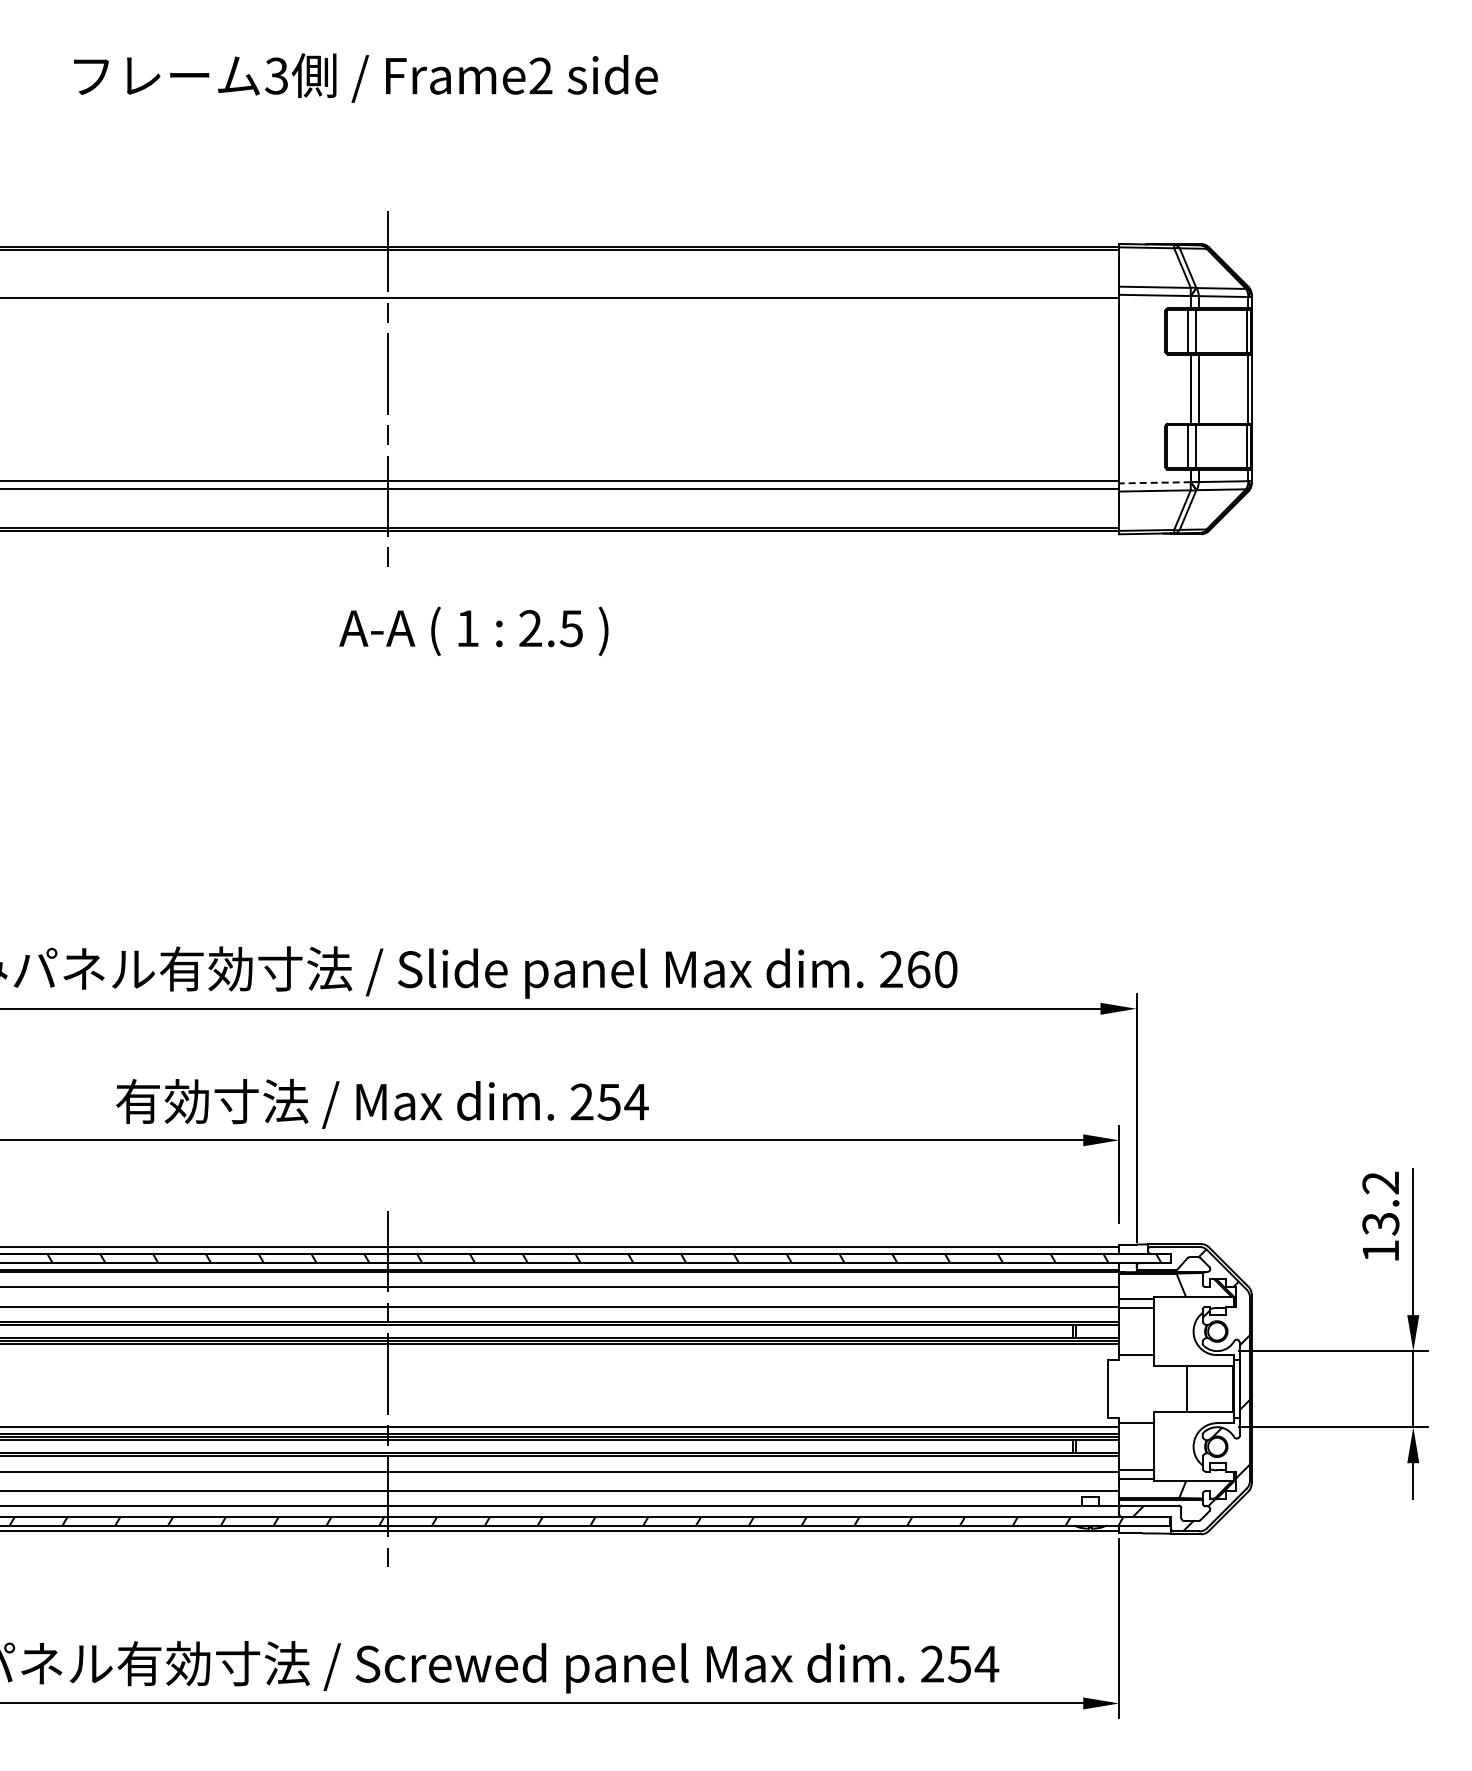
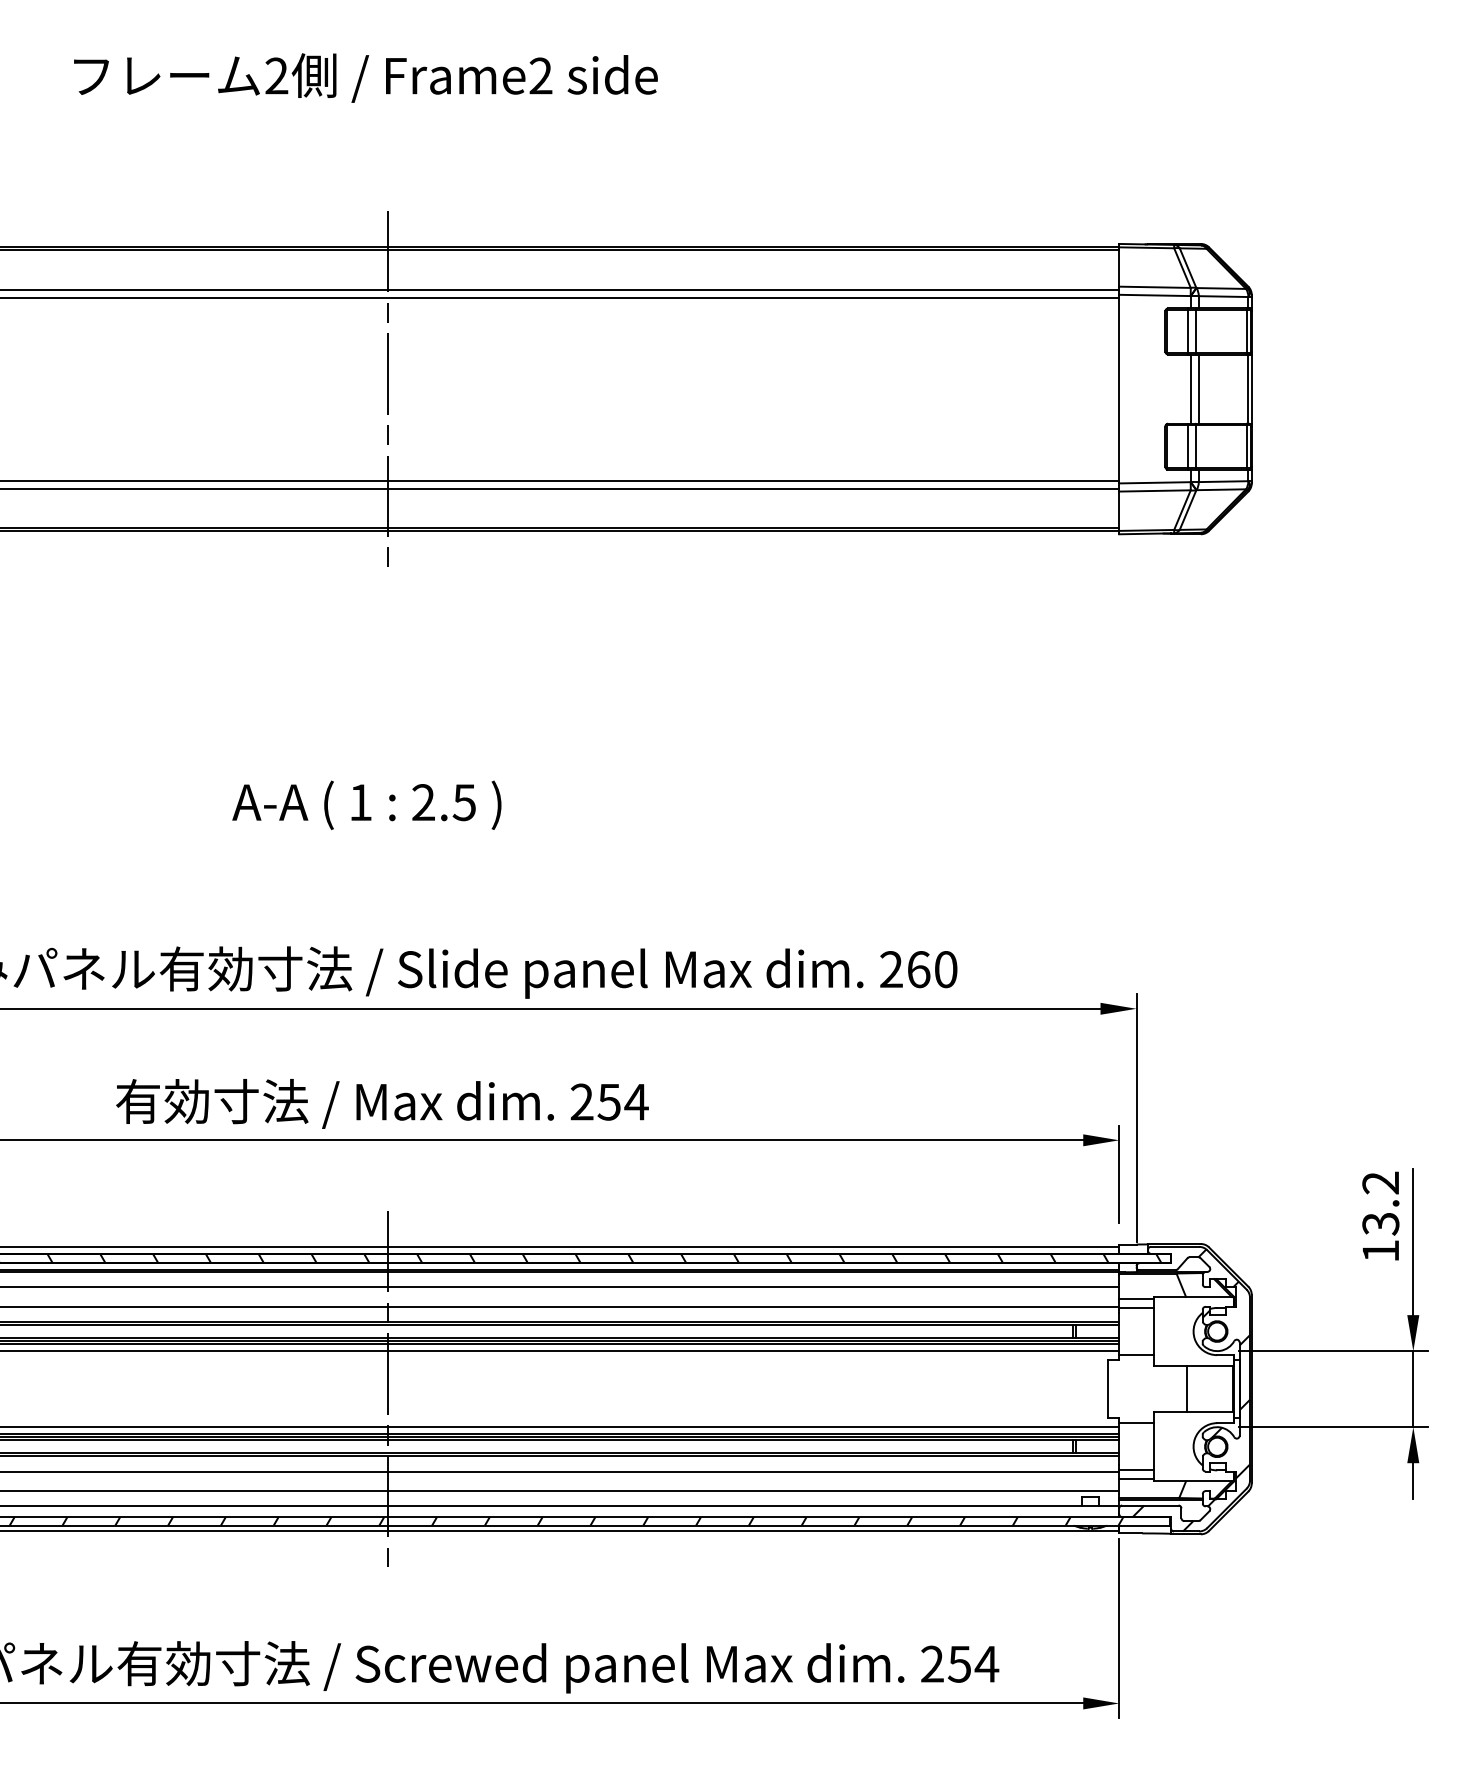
text: 3 -> 2 (276, 75)
line: none -> present (560, 289)
line: dashed -> solid (1154, 482)
text position: (473, 630) -> (366, 804) (366, 804)
line: none -> present (560, 1351)
